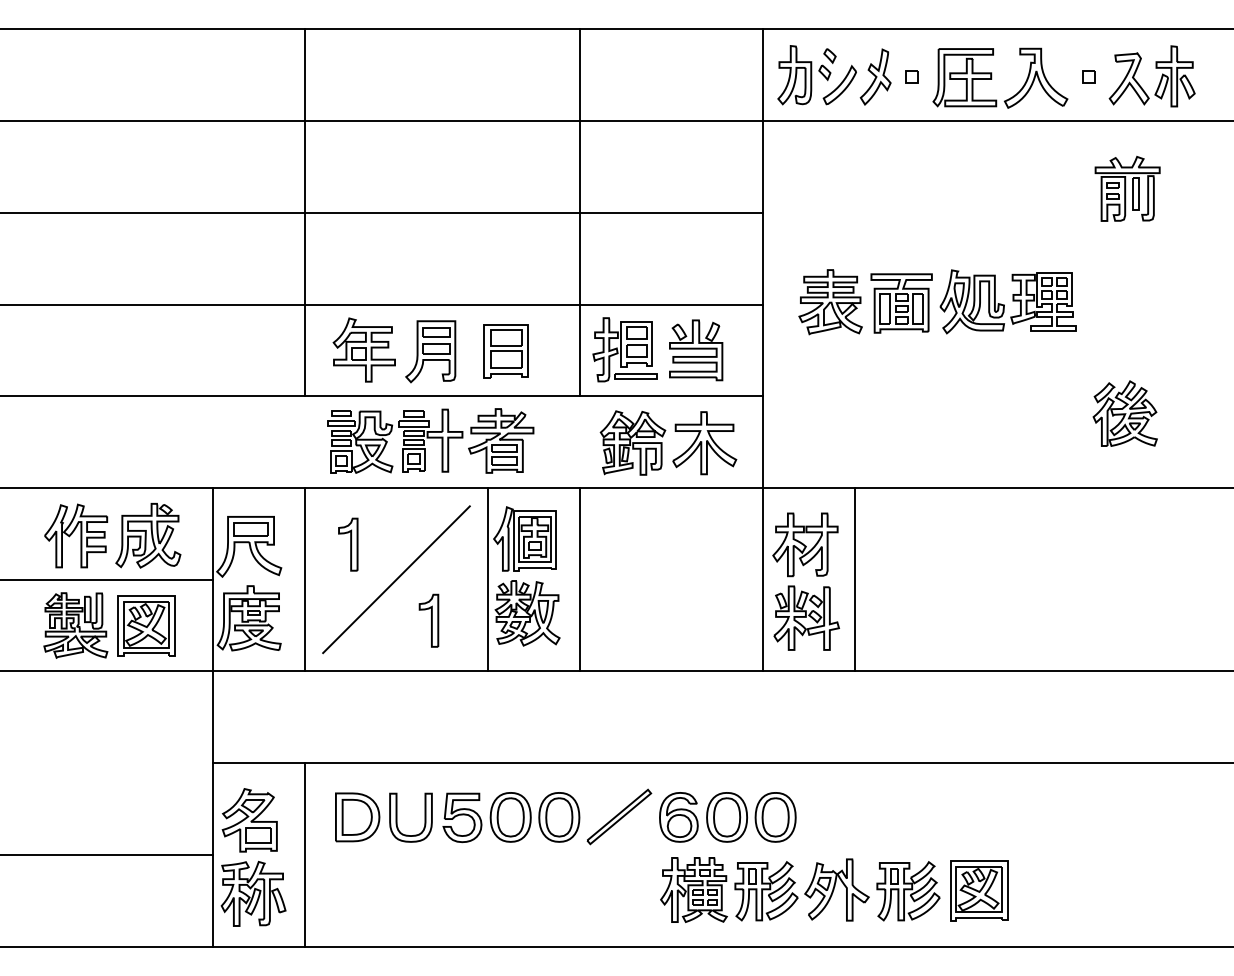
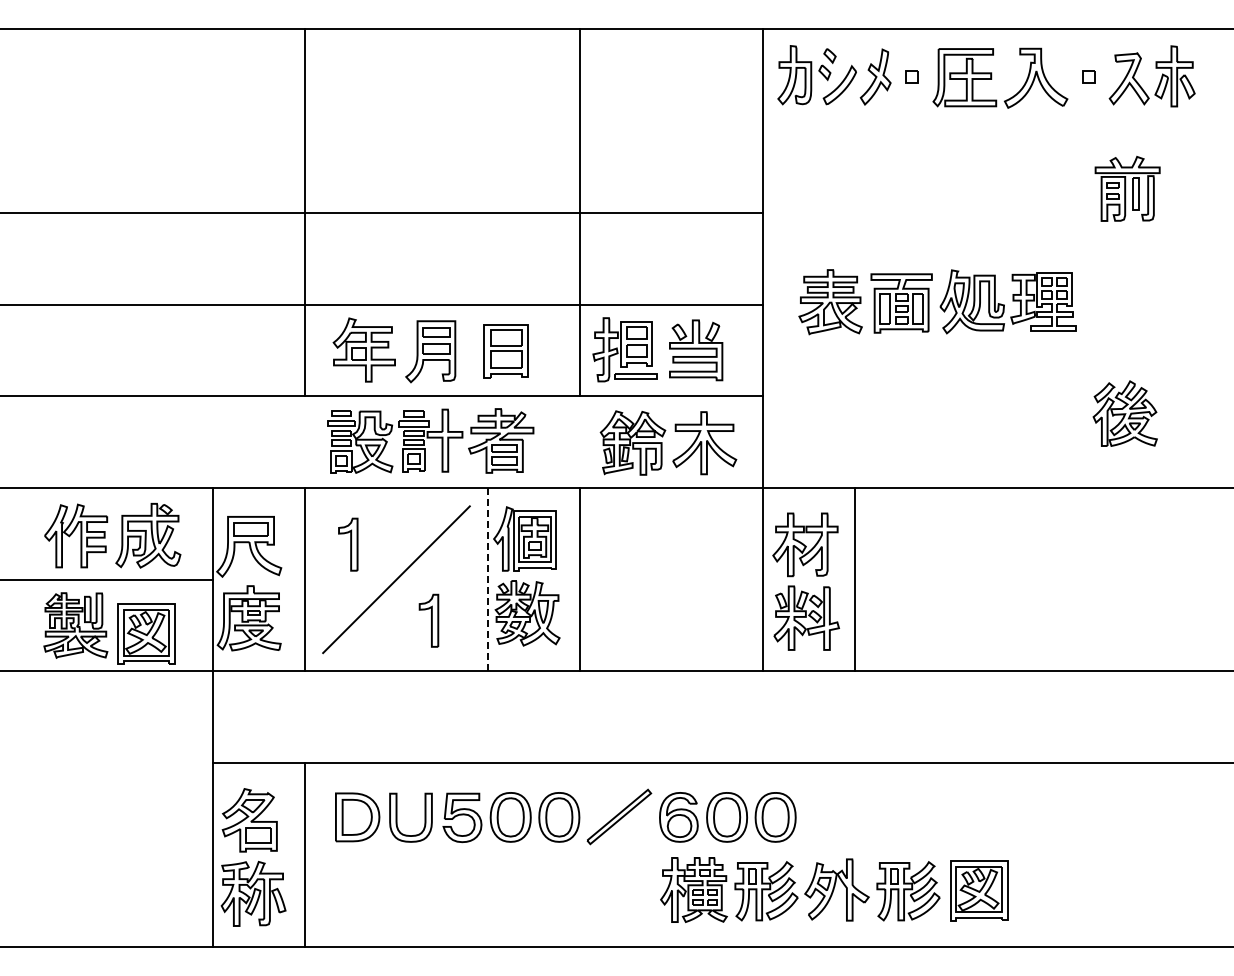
line: present -> none (616, 121)
line: solid -> dashed (488, 579)
part position: (146, 625) -> (146, 633) (146, 633)
line: present -> none (107, 854)
